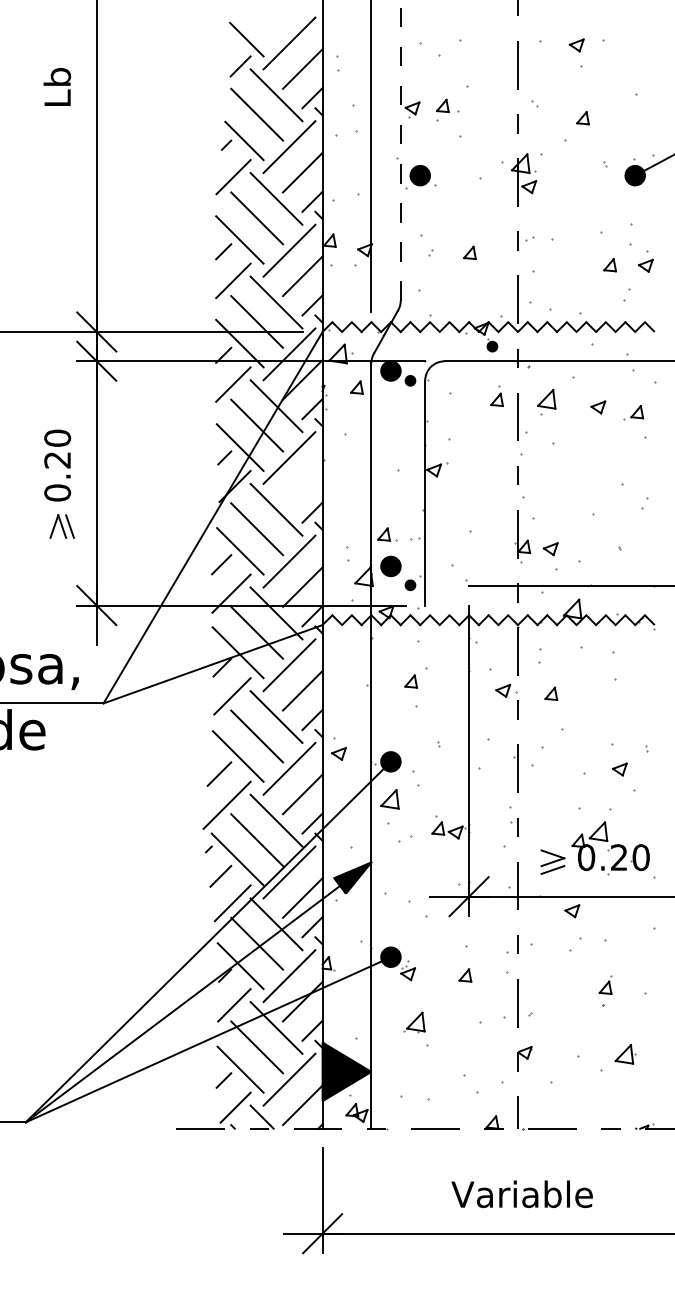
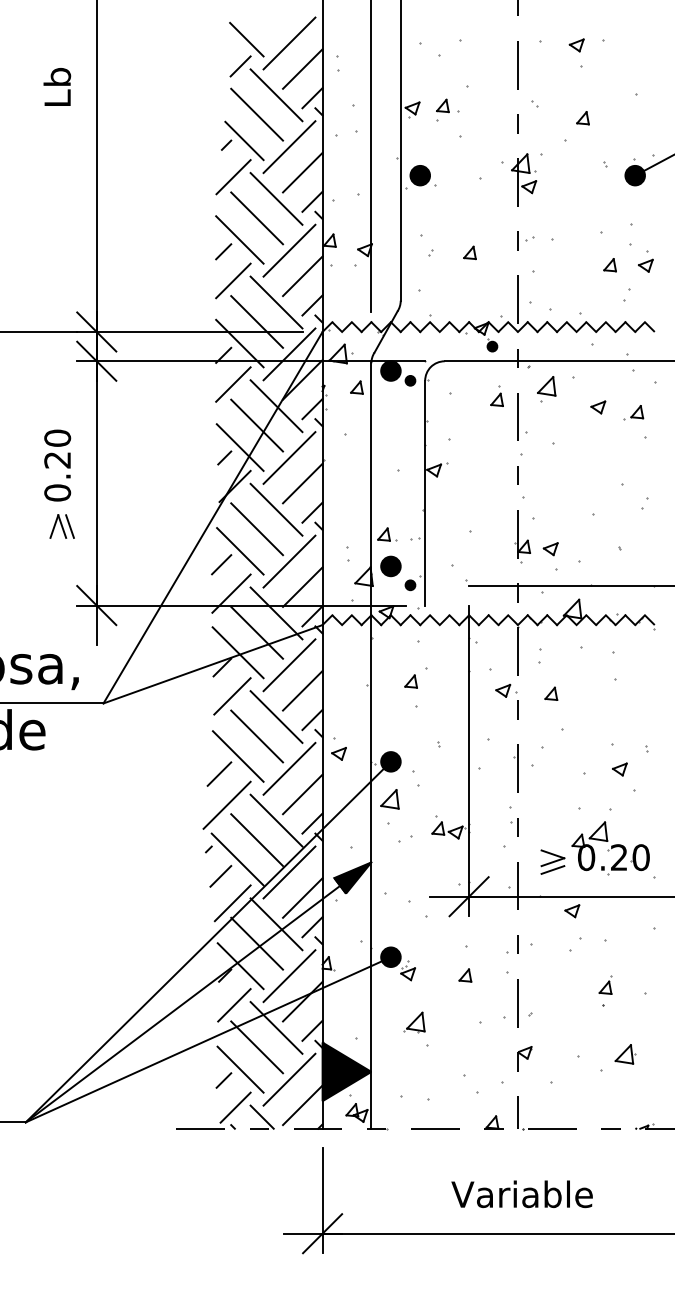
line: dashed -> solid (400, 150)
part position: (546, 402) -> (546, 389) (546, 389)
line: none -> present (302, 483)
